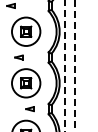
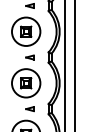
part position: (10, 5) -> (29, 5) (29, 5)
part position: (18, 57) -> (29, 57) (29, 57)
line: dashed -> solid (65, 66)
line: dashed -> solid (74, 66)
